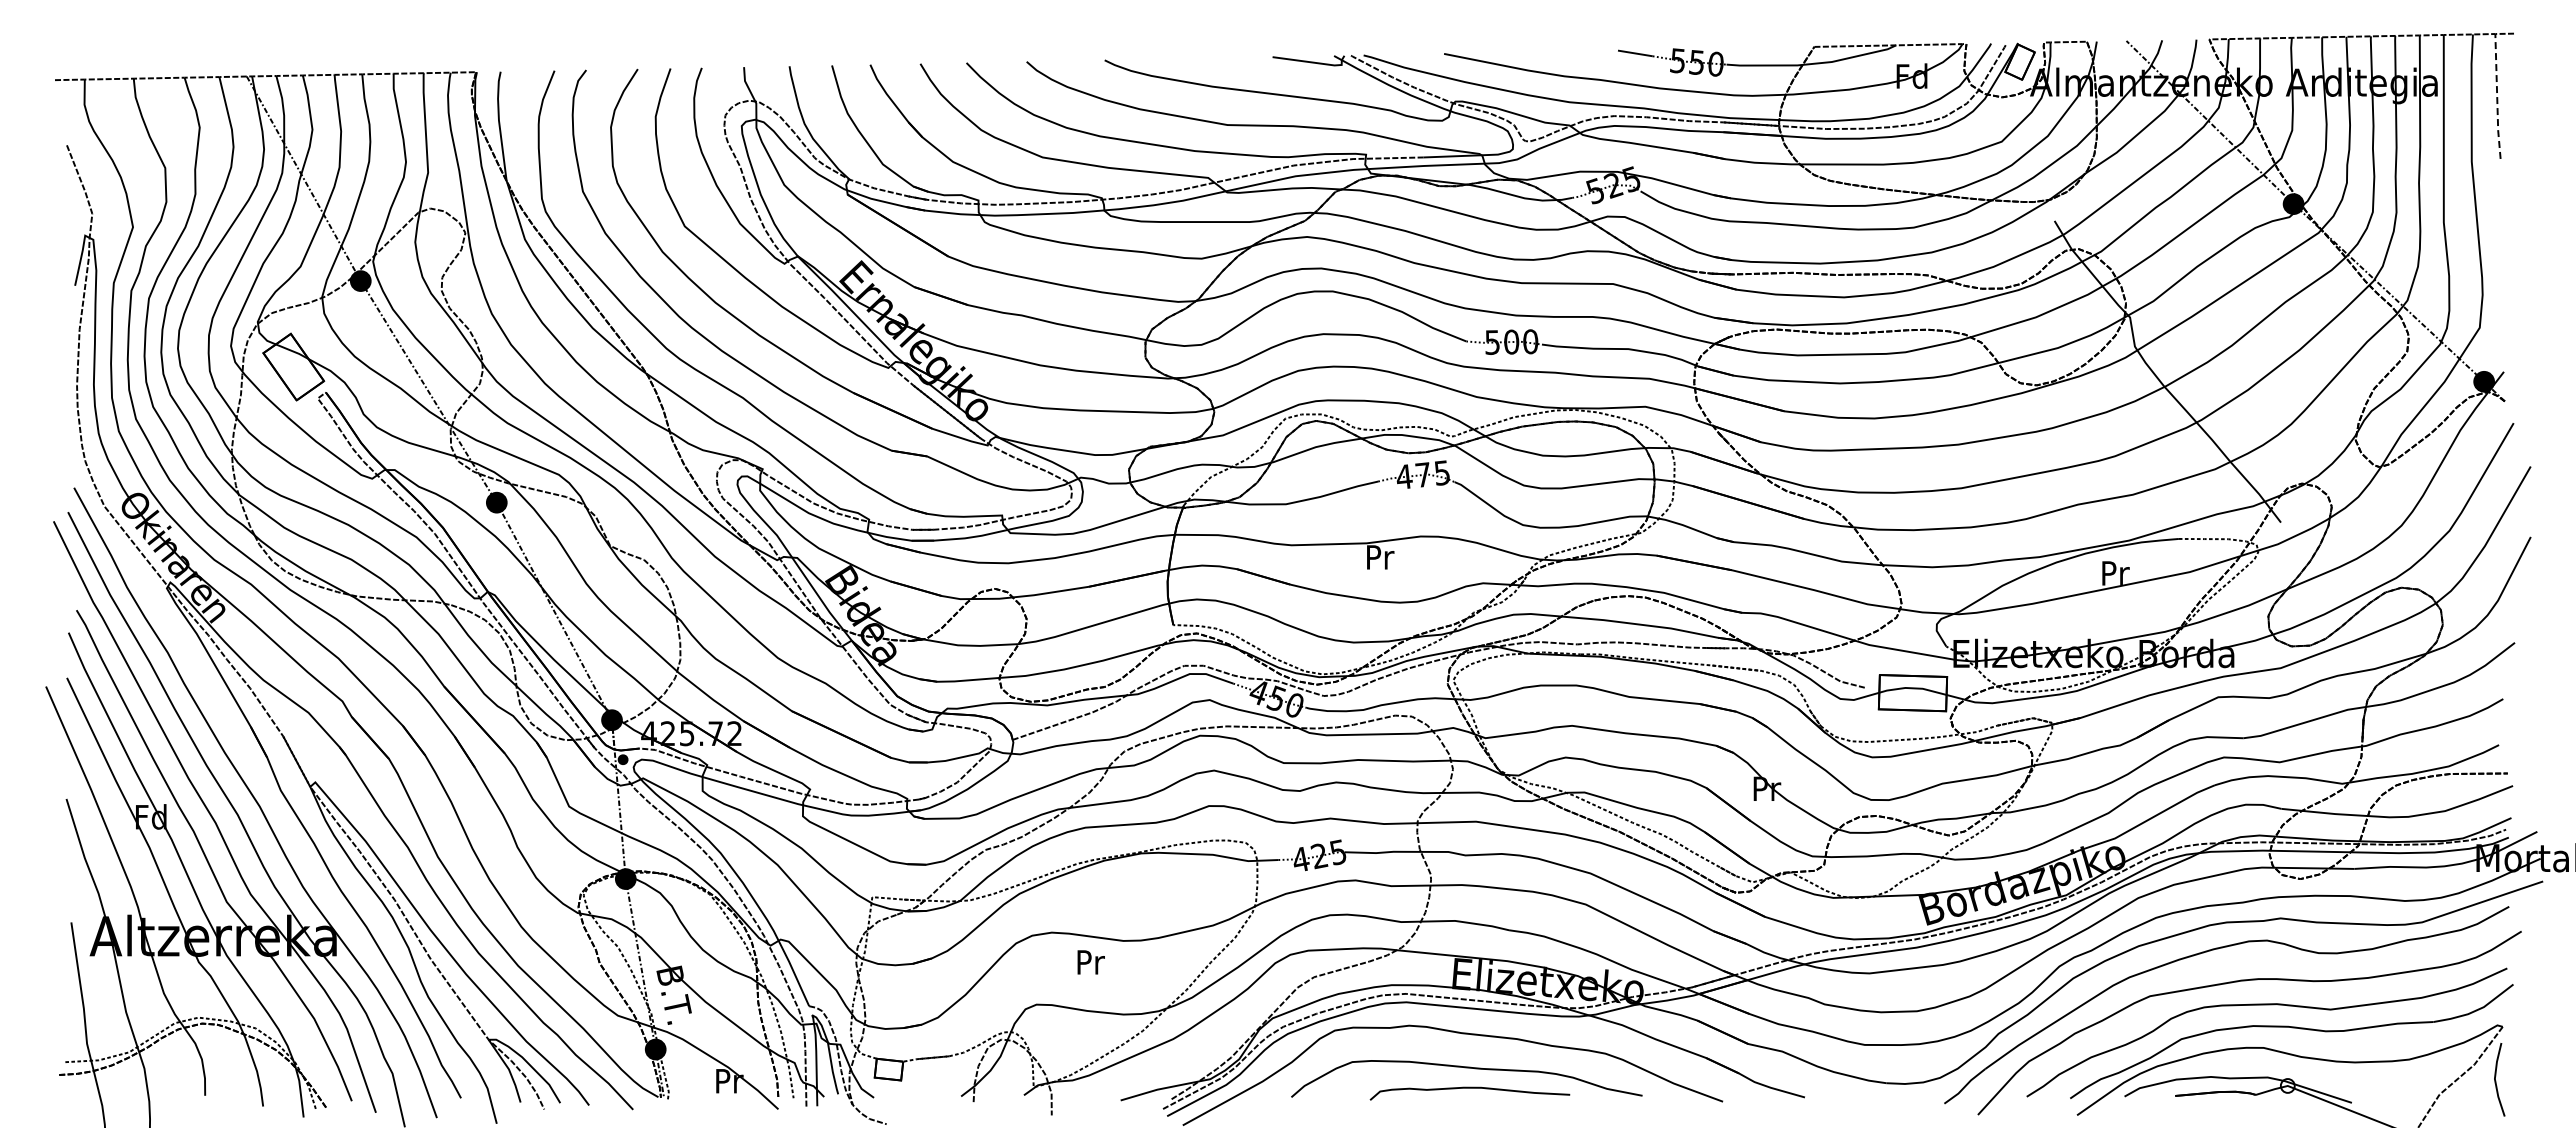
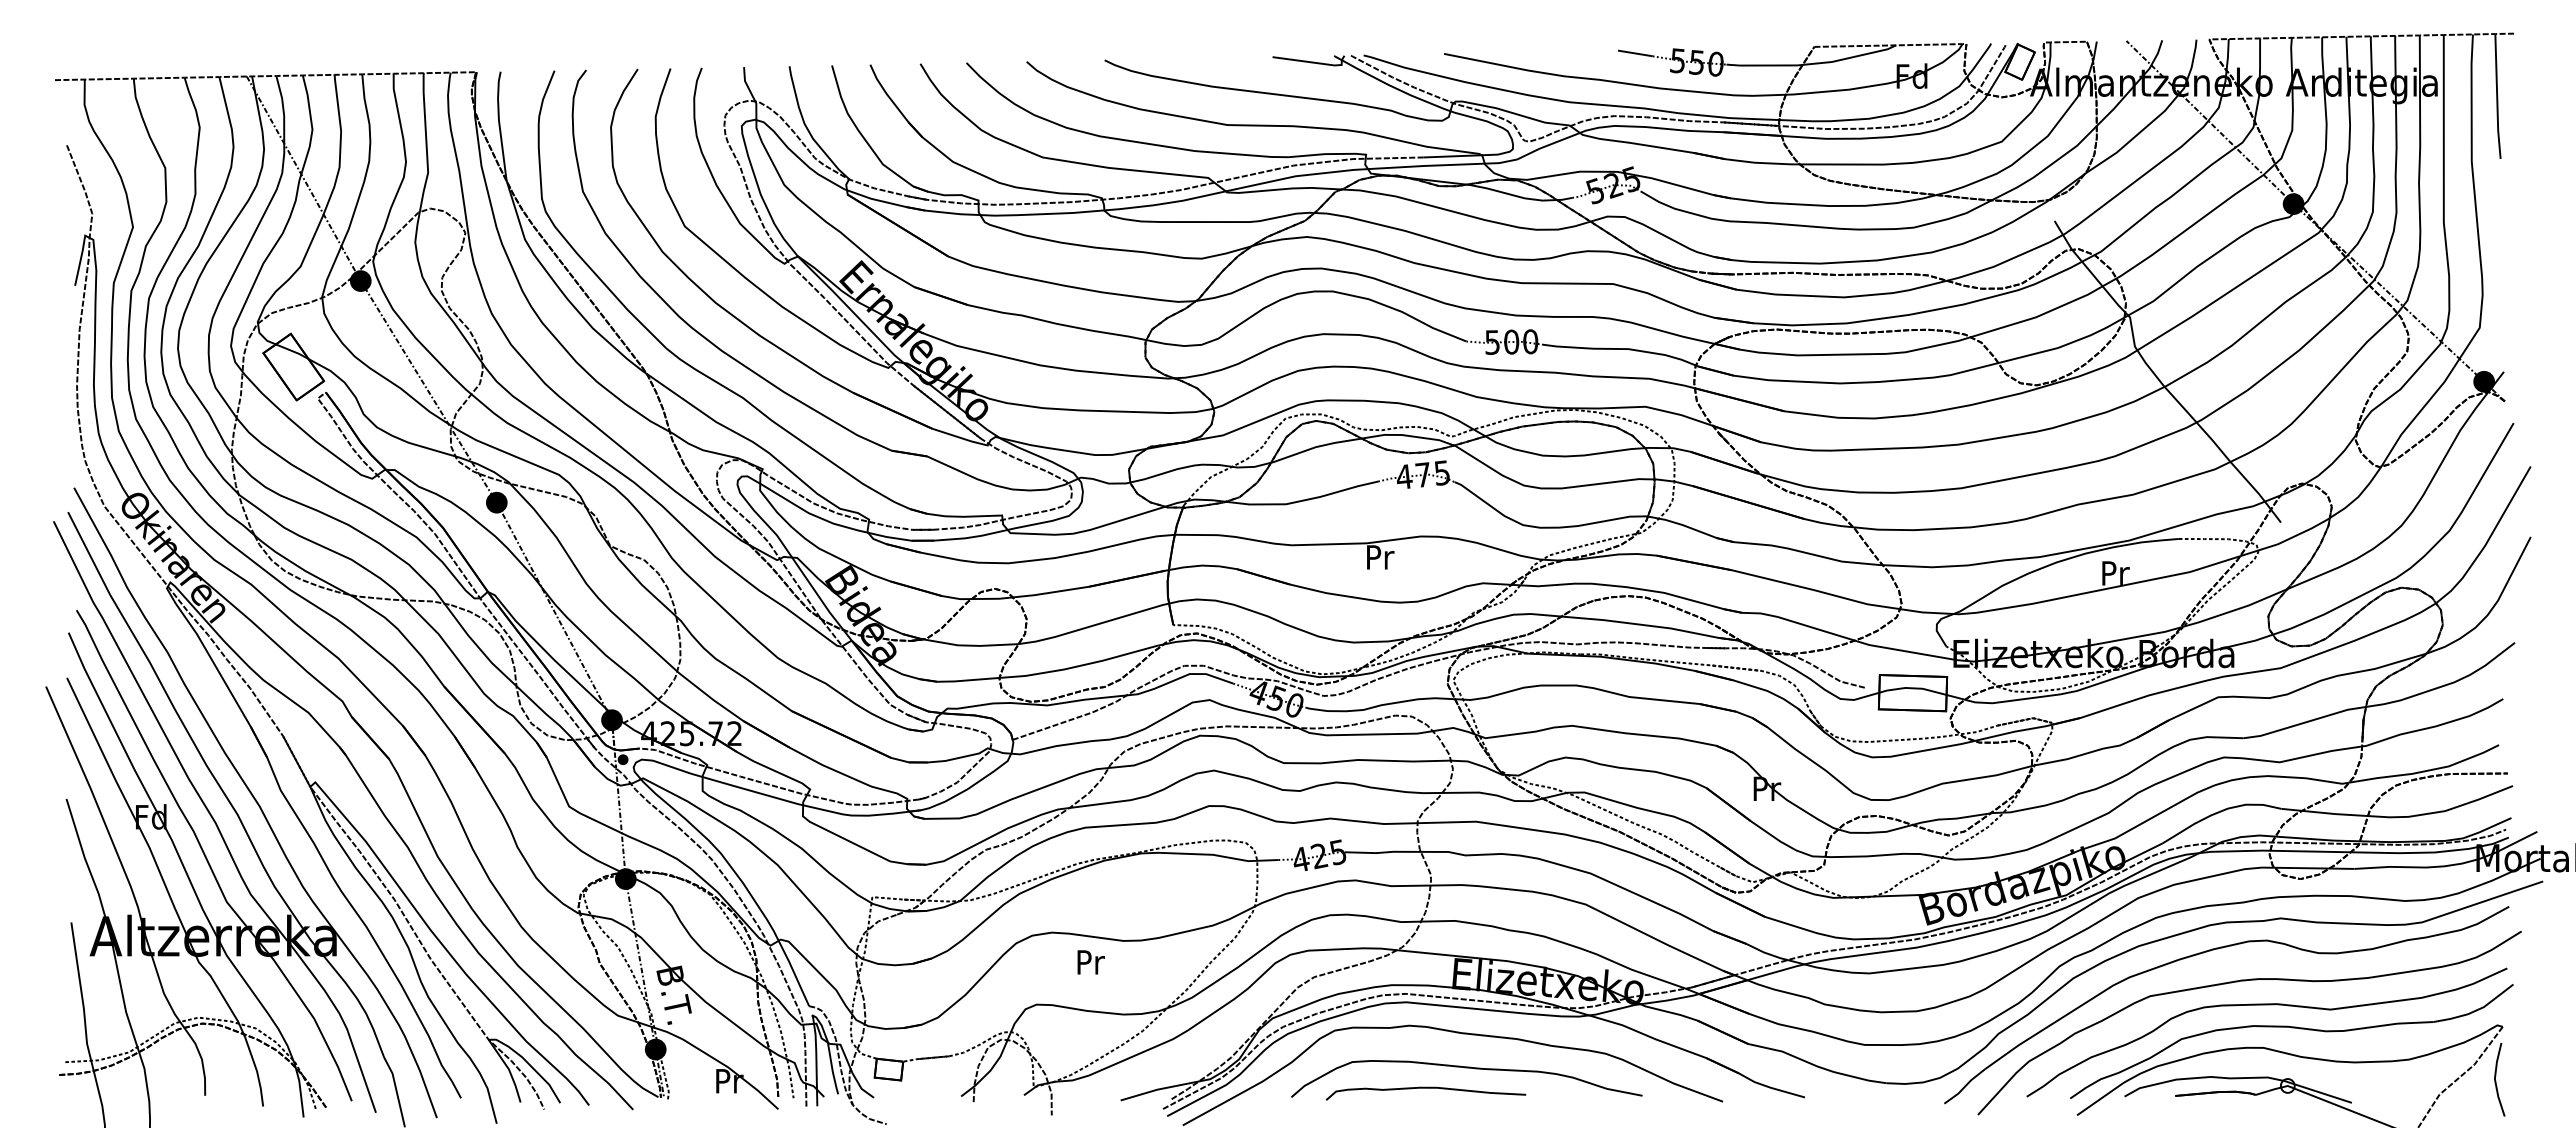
line: dashed -> solid (2497, 96)
curve position: (1469, 1088) -> (1425, 1088) (1425, 1088)
